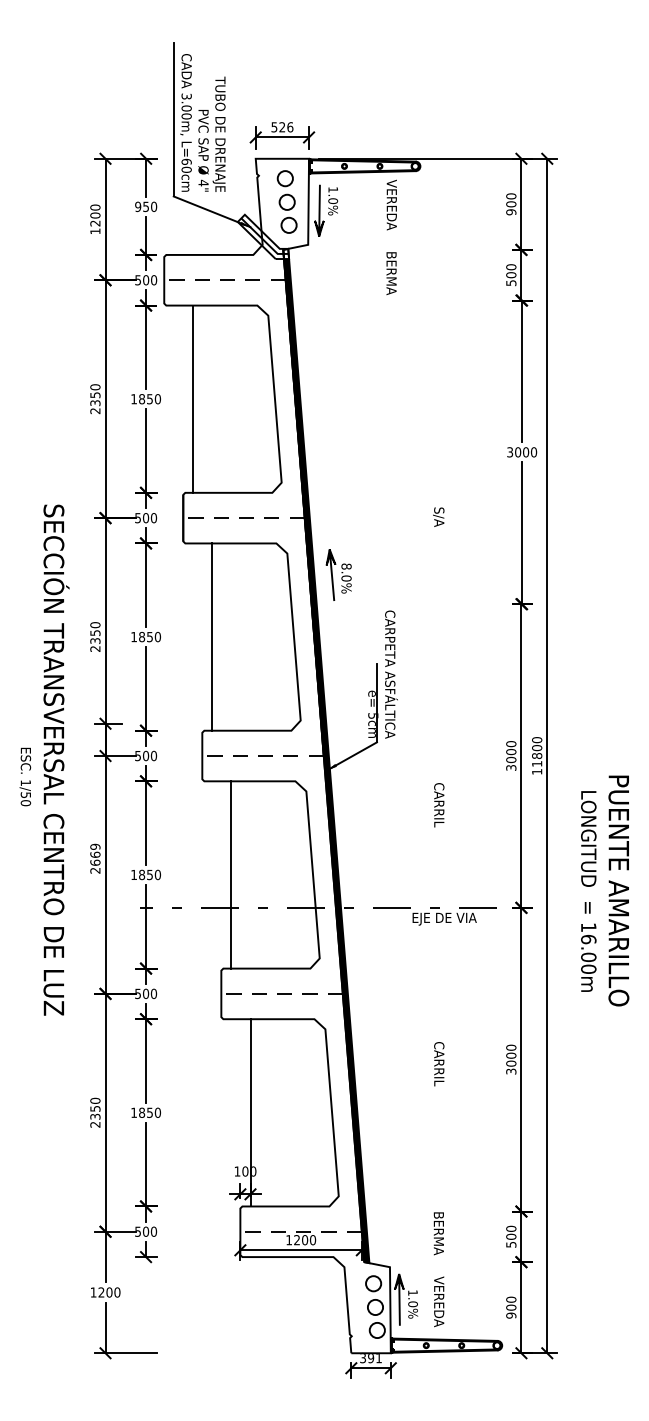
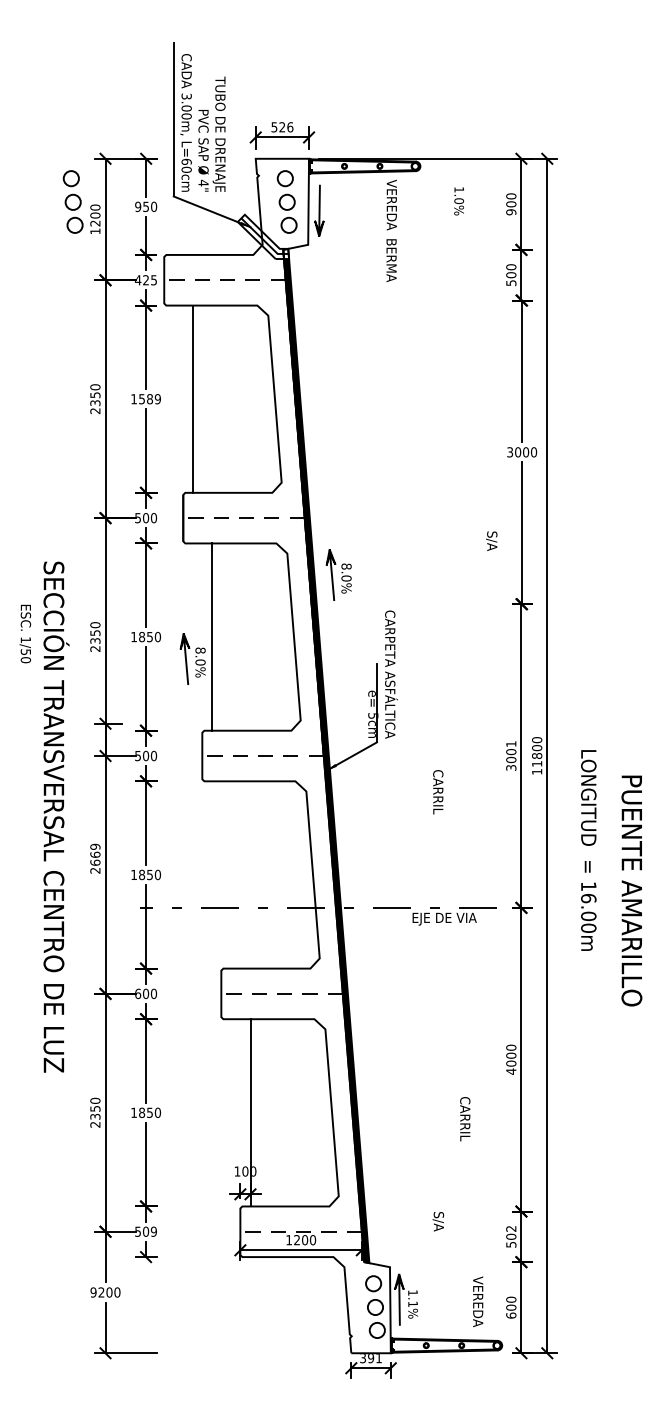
part: none -> present (72, 201)
text position: (333, 201) -> (459, 201) (459, 201)
text position: (391, 273) -> (391, 260) (391, 260)
text: 500 -> 425 (145, 280)
text: 1850 -> 1589 (149, 399)
text position: (438, 516) -> (491, 540) (491, 540)
part: none -> present (192, 658)
text: 3000 -> 3001 (511, 744)
text position: (56, 759) -> (56, 816) (56, 816)
text position: (25, 776) -> (25, 633) (25, 633)
text position: (439, 805) -> (438, 792) (438, 792)
line: present -> none (231, 874)
text position: (618, 890) -> (631, 890) (631, 890)
text position: (588, 891) -> (588, 850) (588, 850)
text: 500 -> 600 (138, 993)
text position: (439, 1064) -> (465, 1119) (465, 1119)
text: 3000 -> 4000 (511, 1071)
text: 500 -> 502 (511, 1228)
text: 500 -> 509 (153, 1231)
text: BERMA -> S/A (438, 1233)
text: 1200 -> 9200 (93, 1292)
text position: (439, 1301) -> (478, 1301) (478, 1301)
text: 1.0%%% -> 1.1%%% (412, 1304)
text: 900 -> 600 (511, 1315)
